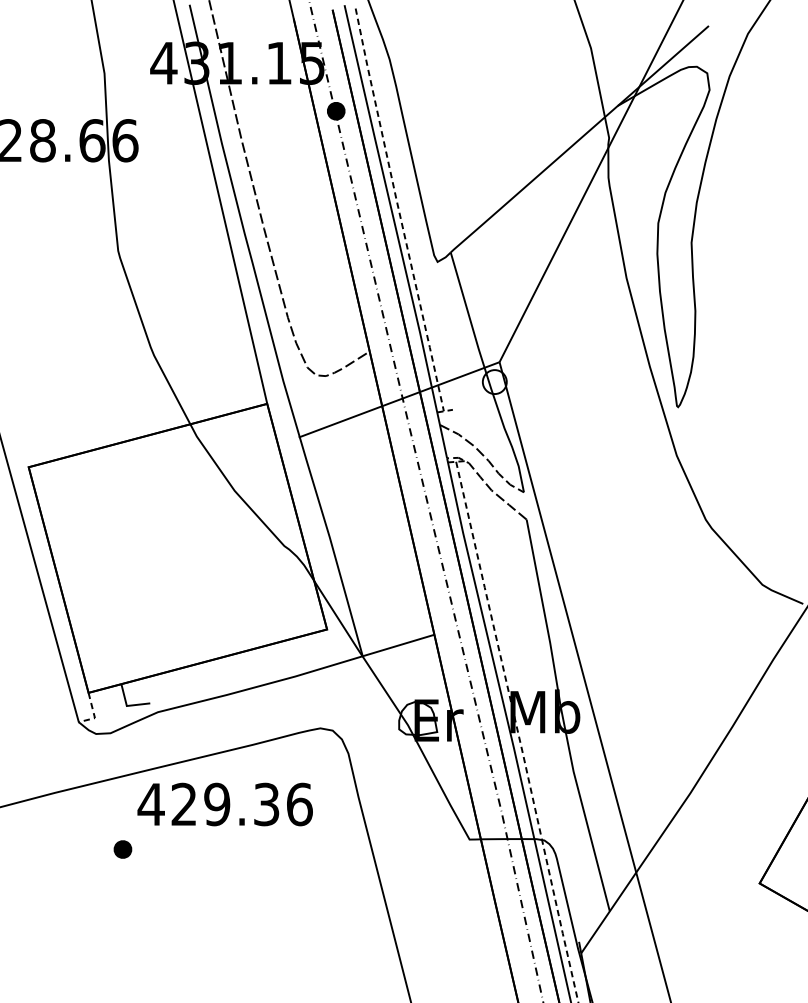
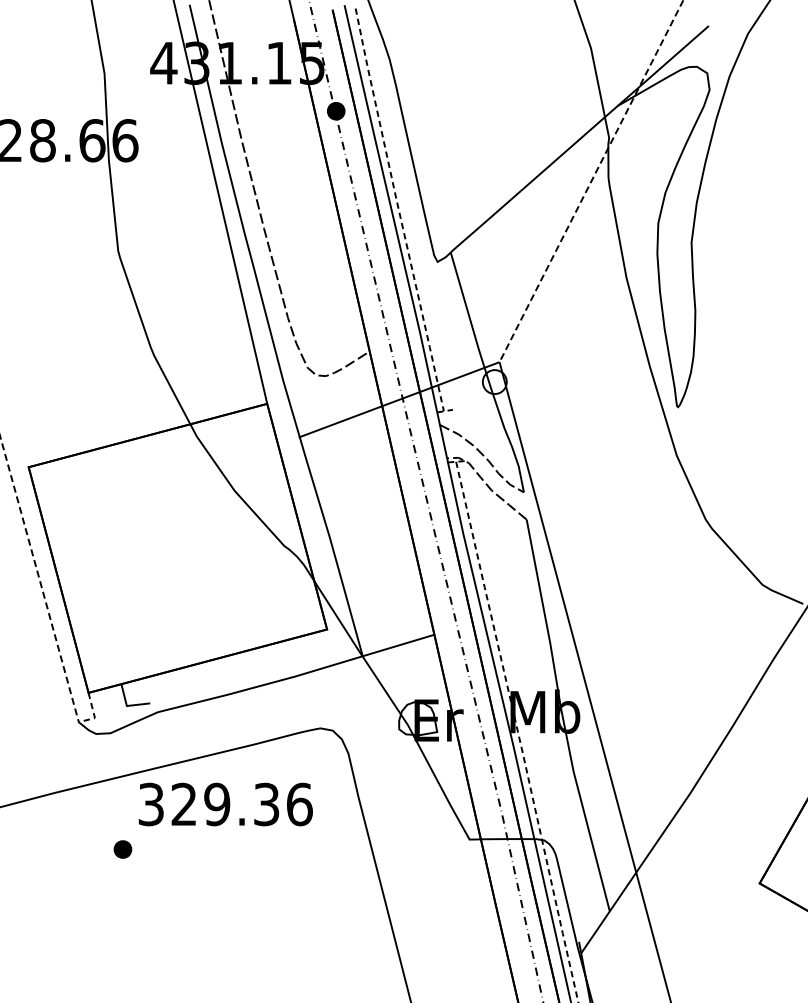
line: solid -> dashed (591, 181)
line: solid -> dashed (39, 579)
text: 429.36 -> 329.36 (150, 804)
